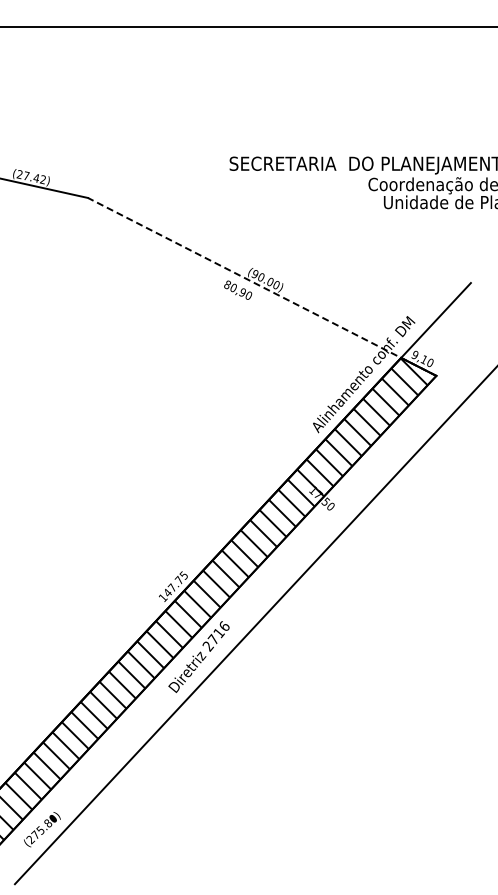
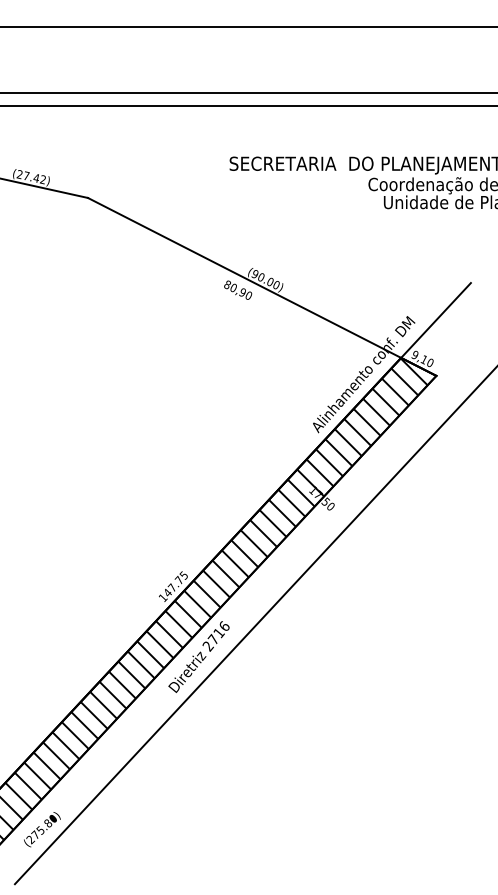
line: none -> present (248, 92)
line: none -> present (248, 105)
line: dashed -> solid (262, 286)
